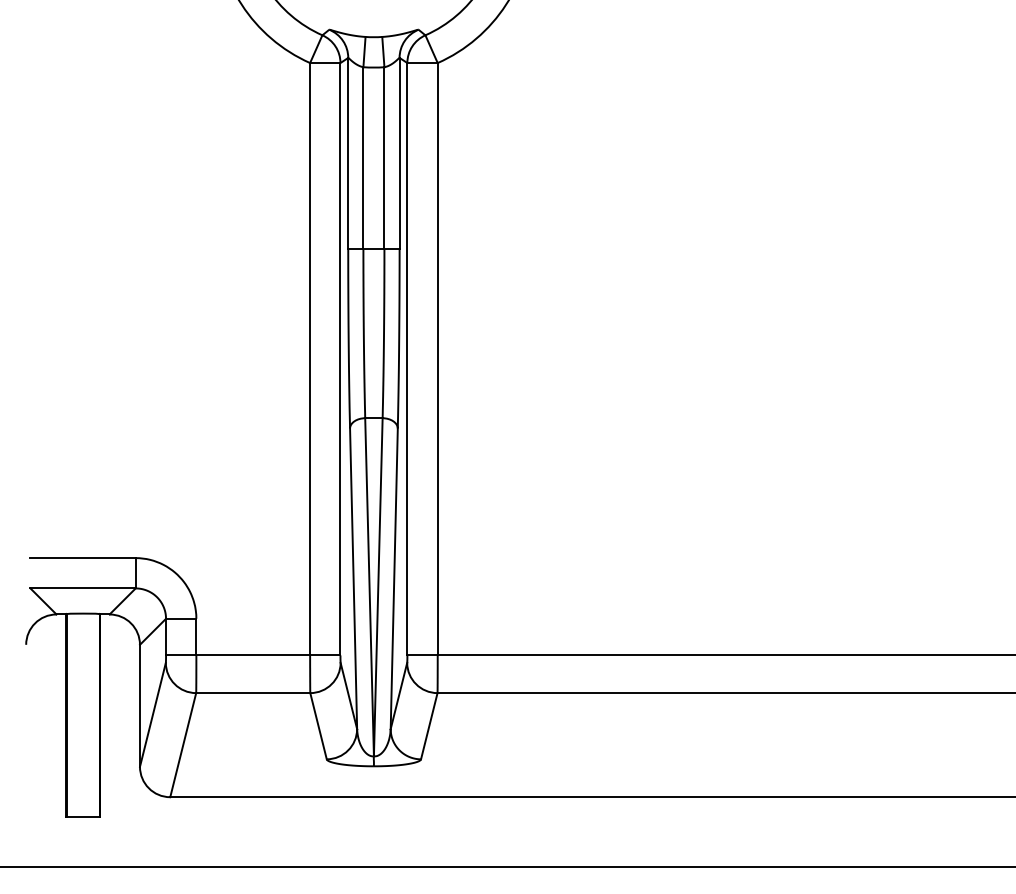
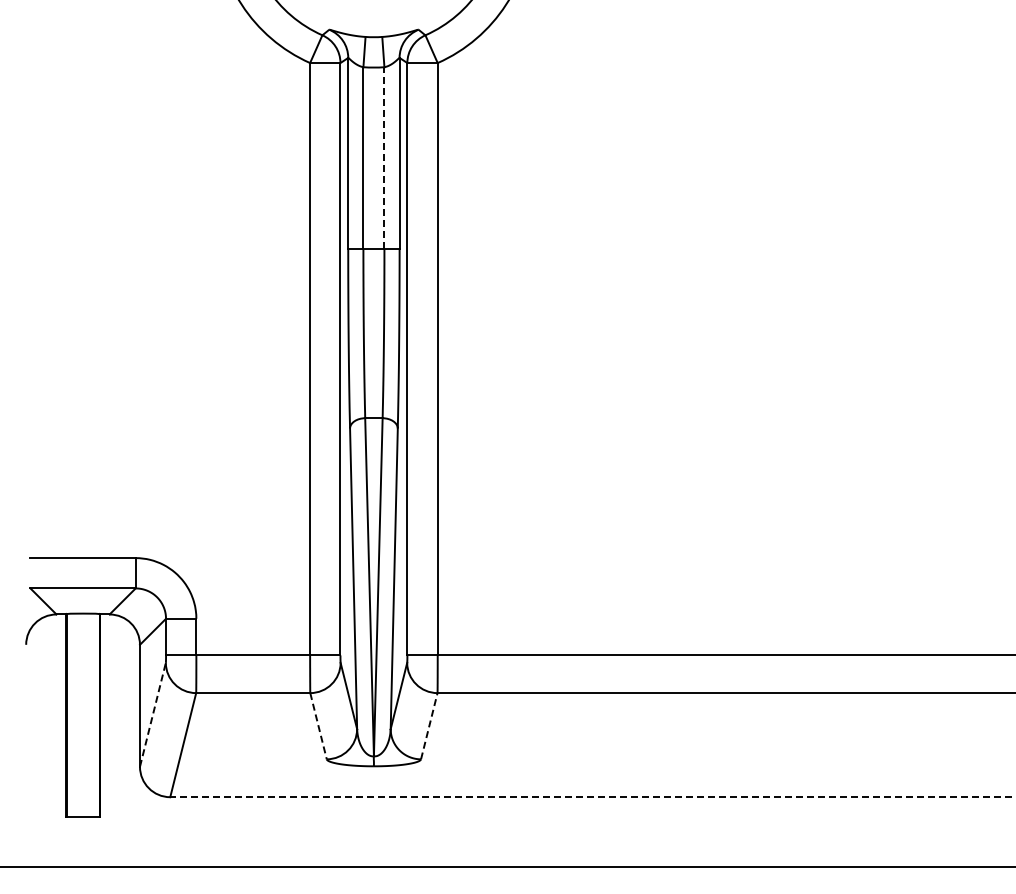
line: solid -> dashed (384, 158)
line: solid -> dashed (152, 714)
line: solid -> dashed (429, 725)
line: solid -> dashed (318, 726)
line: solid -> dashed (592, 797)
